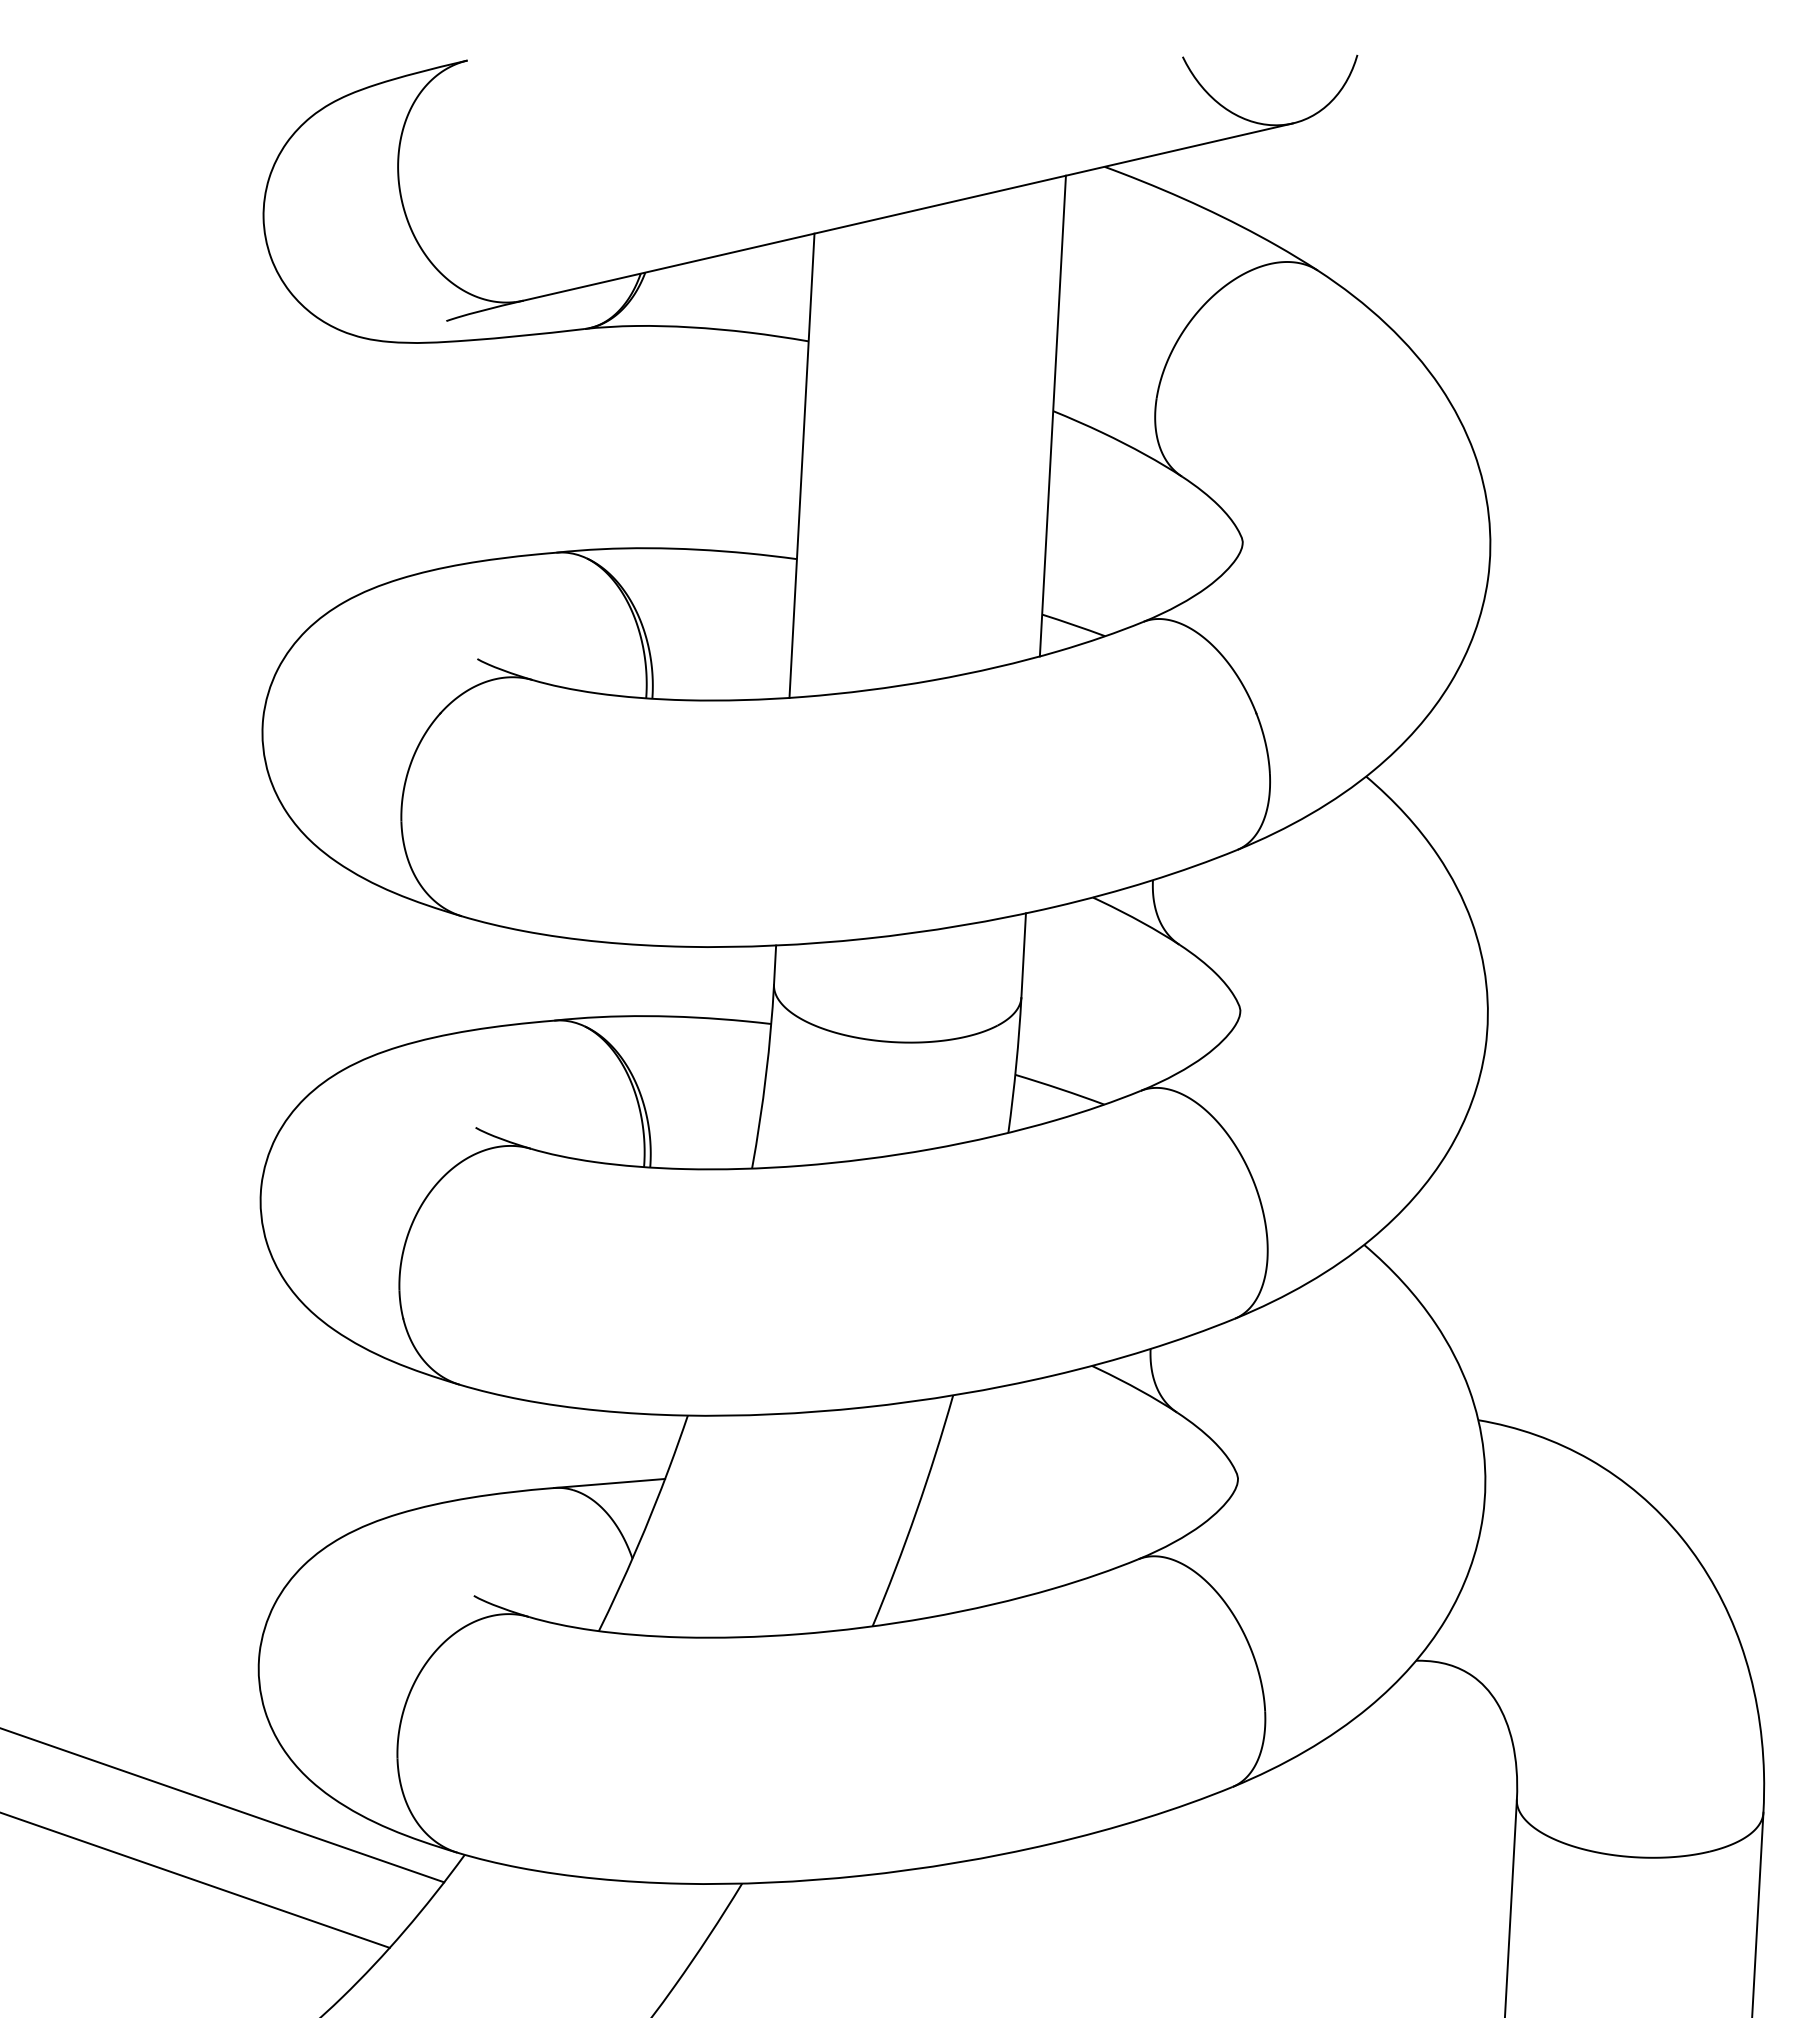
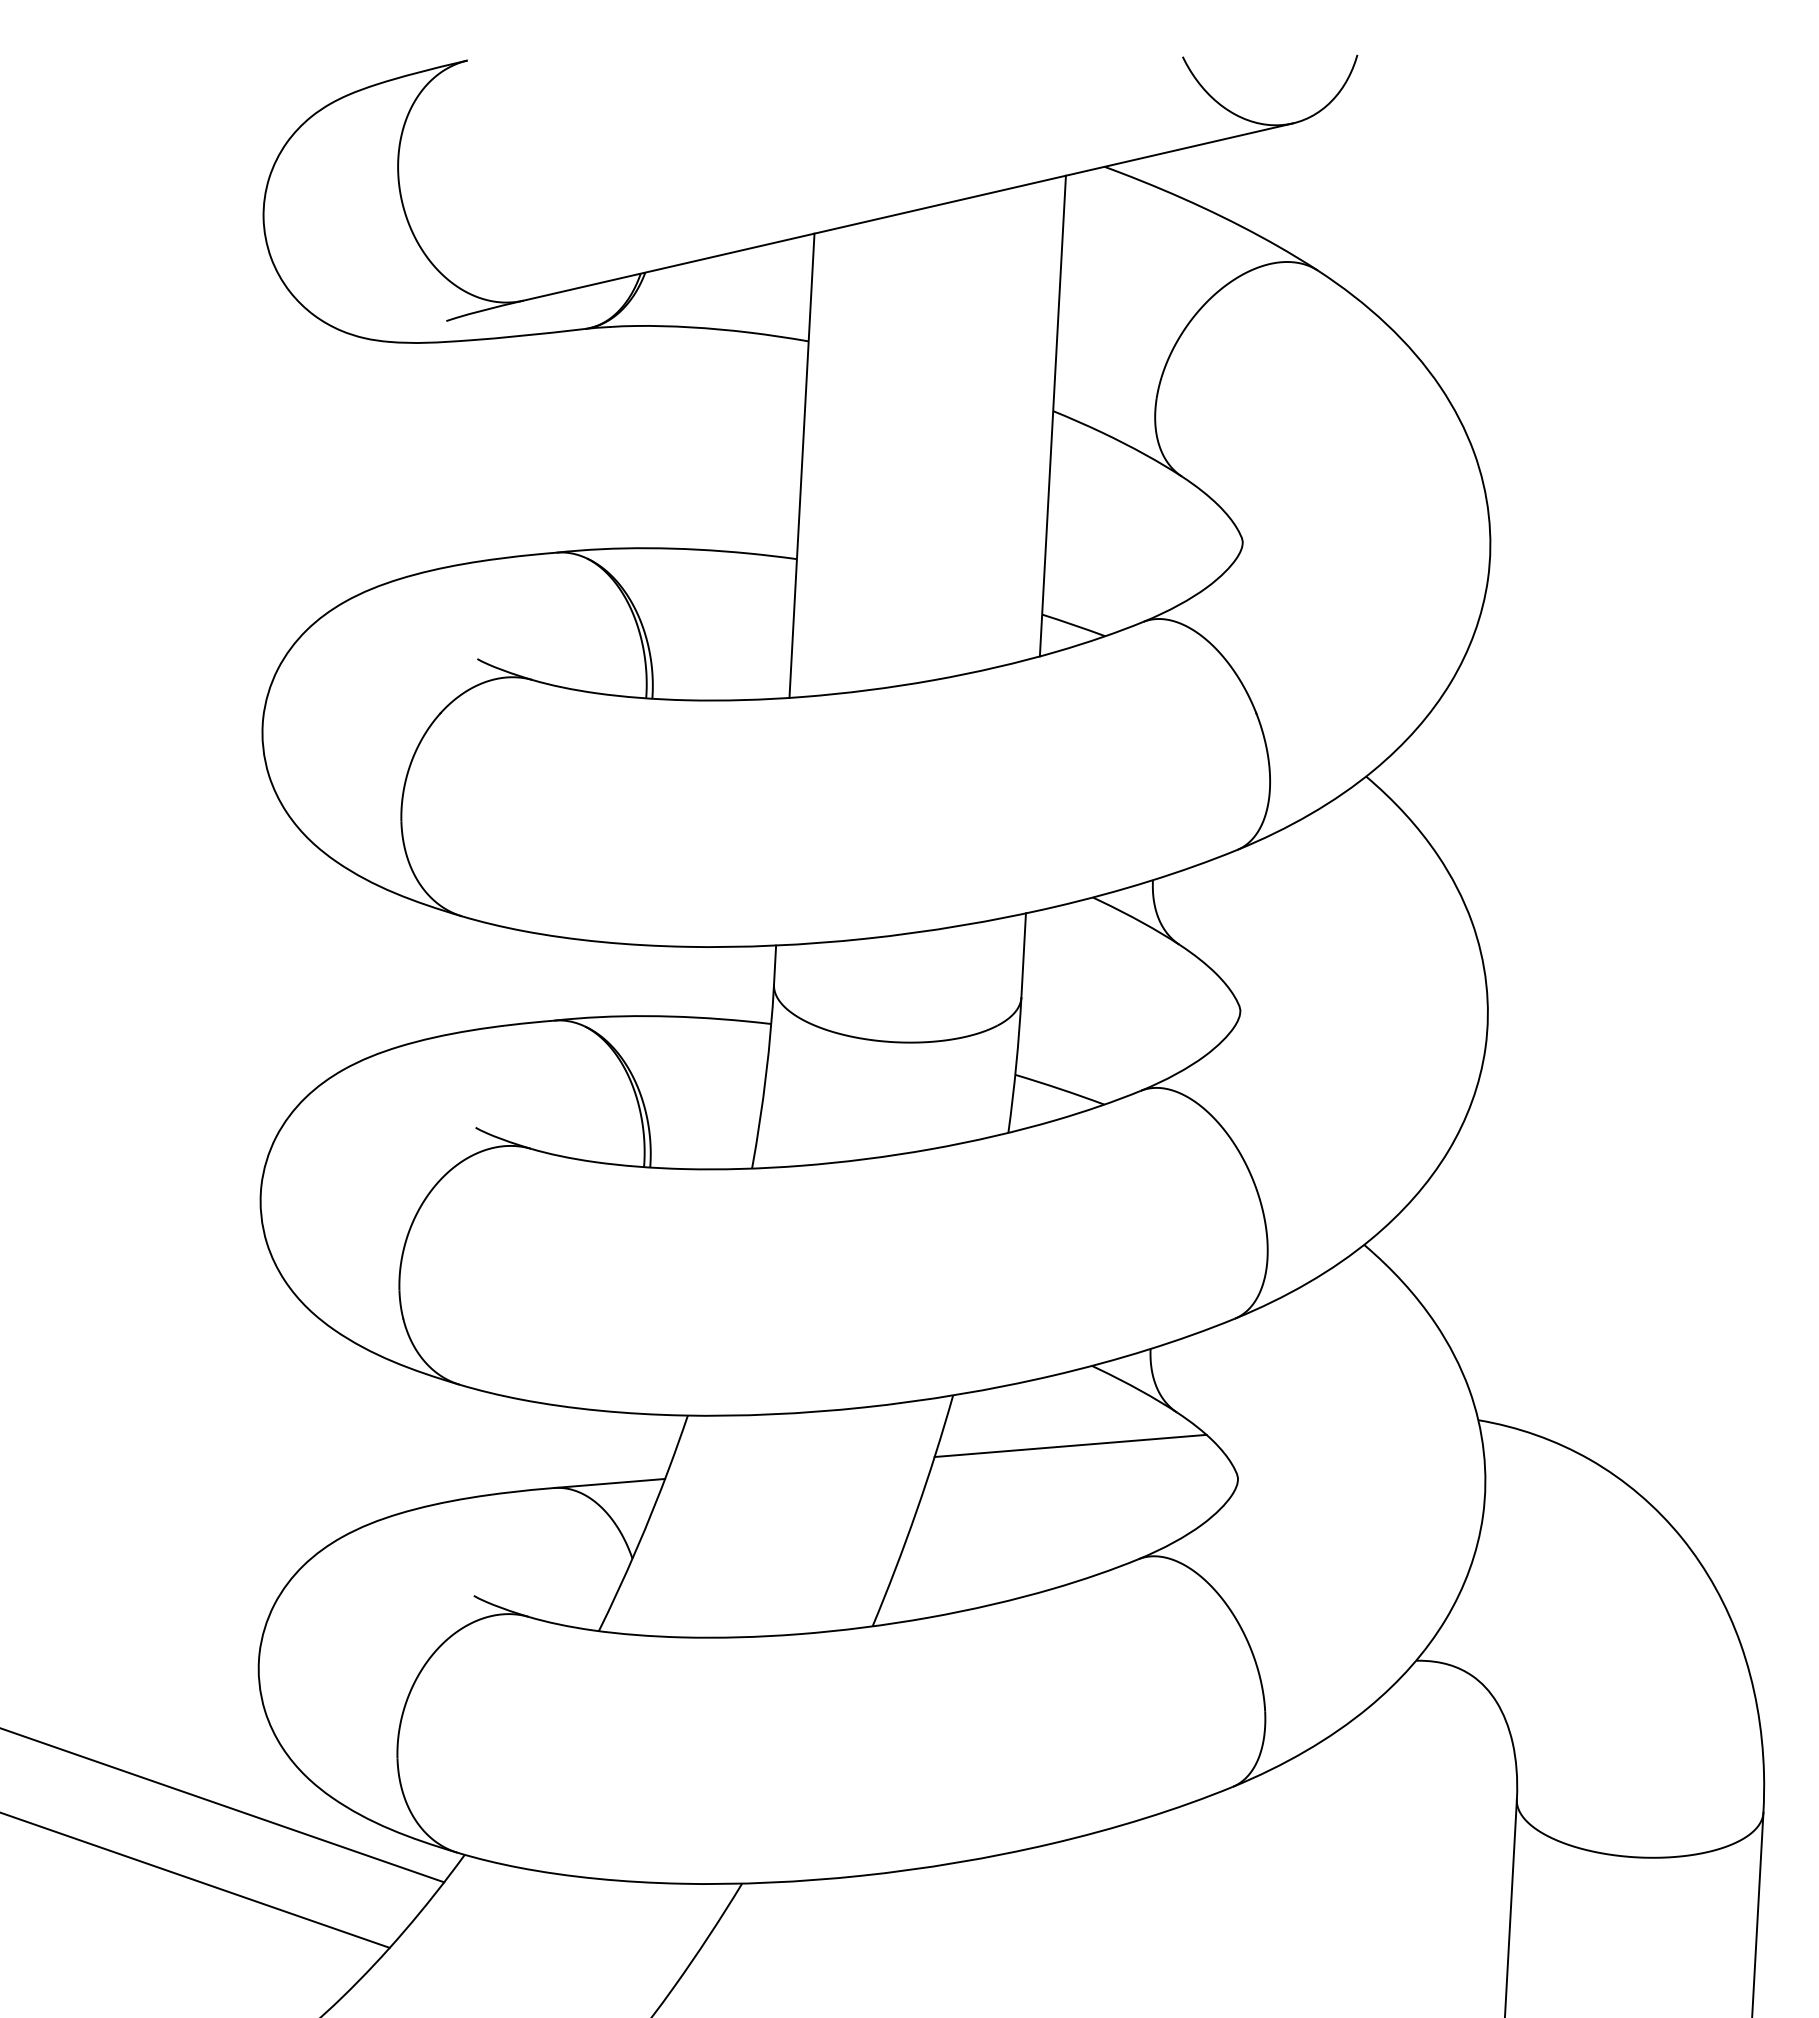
line: none -> present (1070, 1445)
